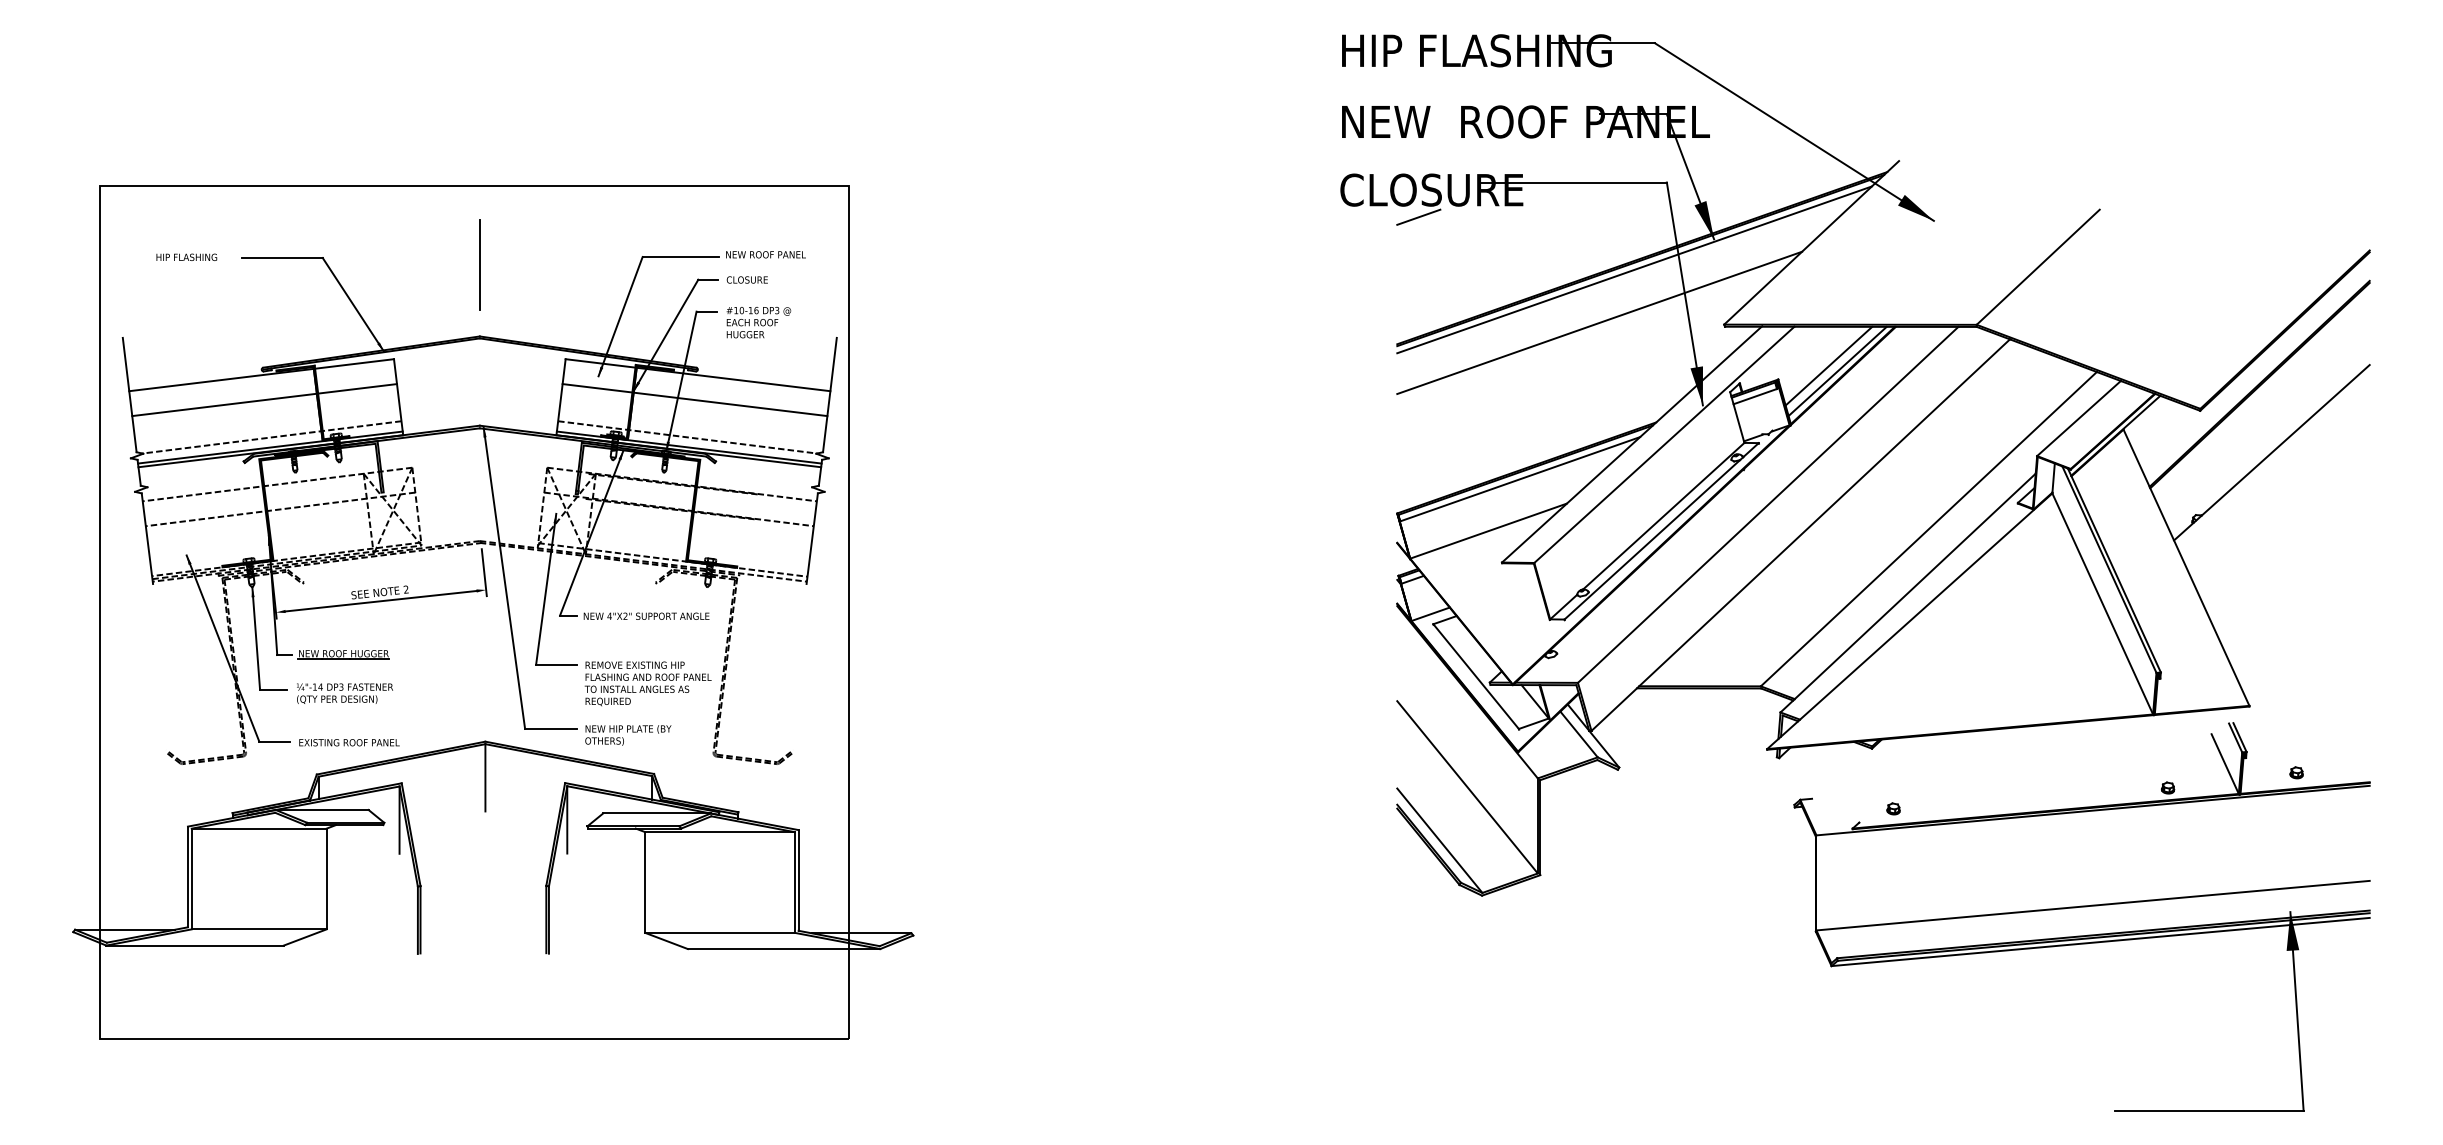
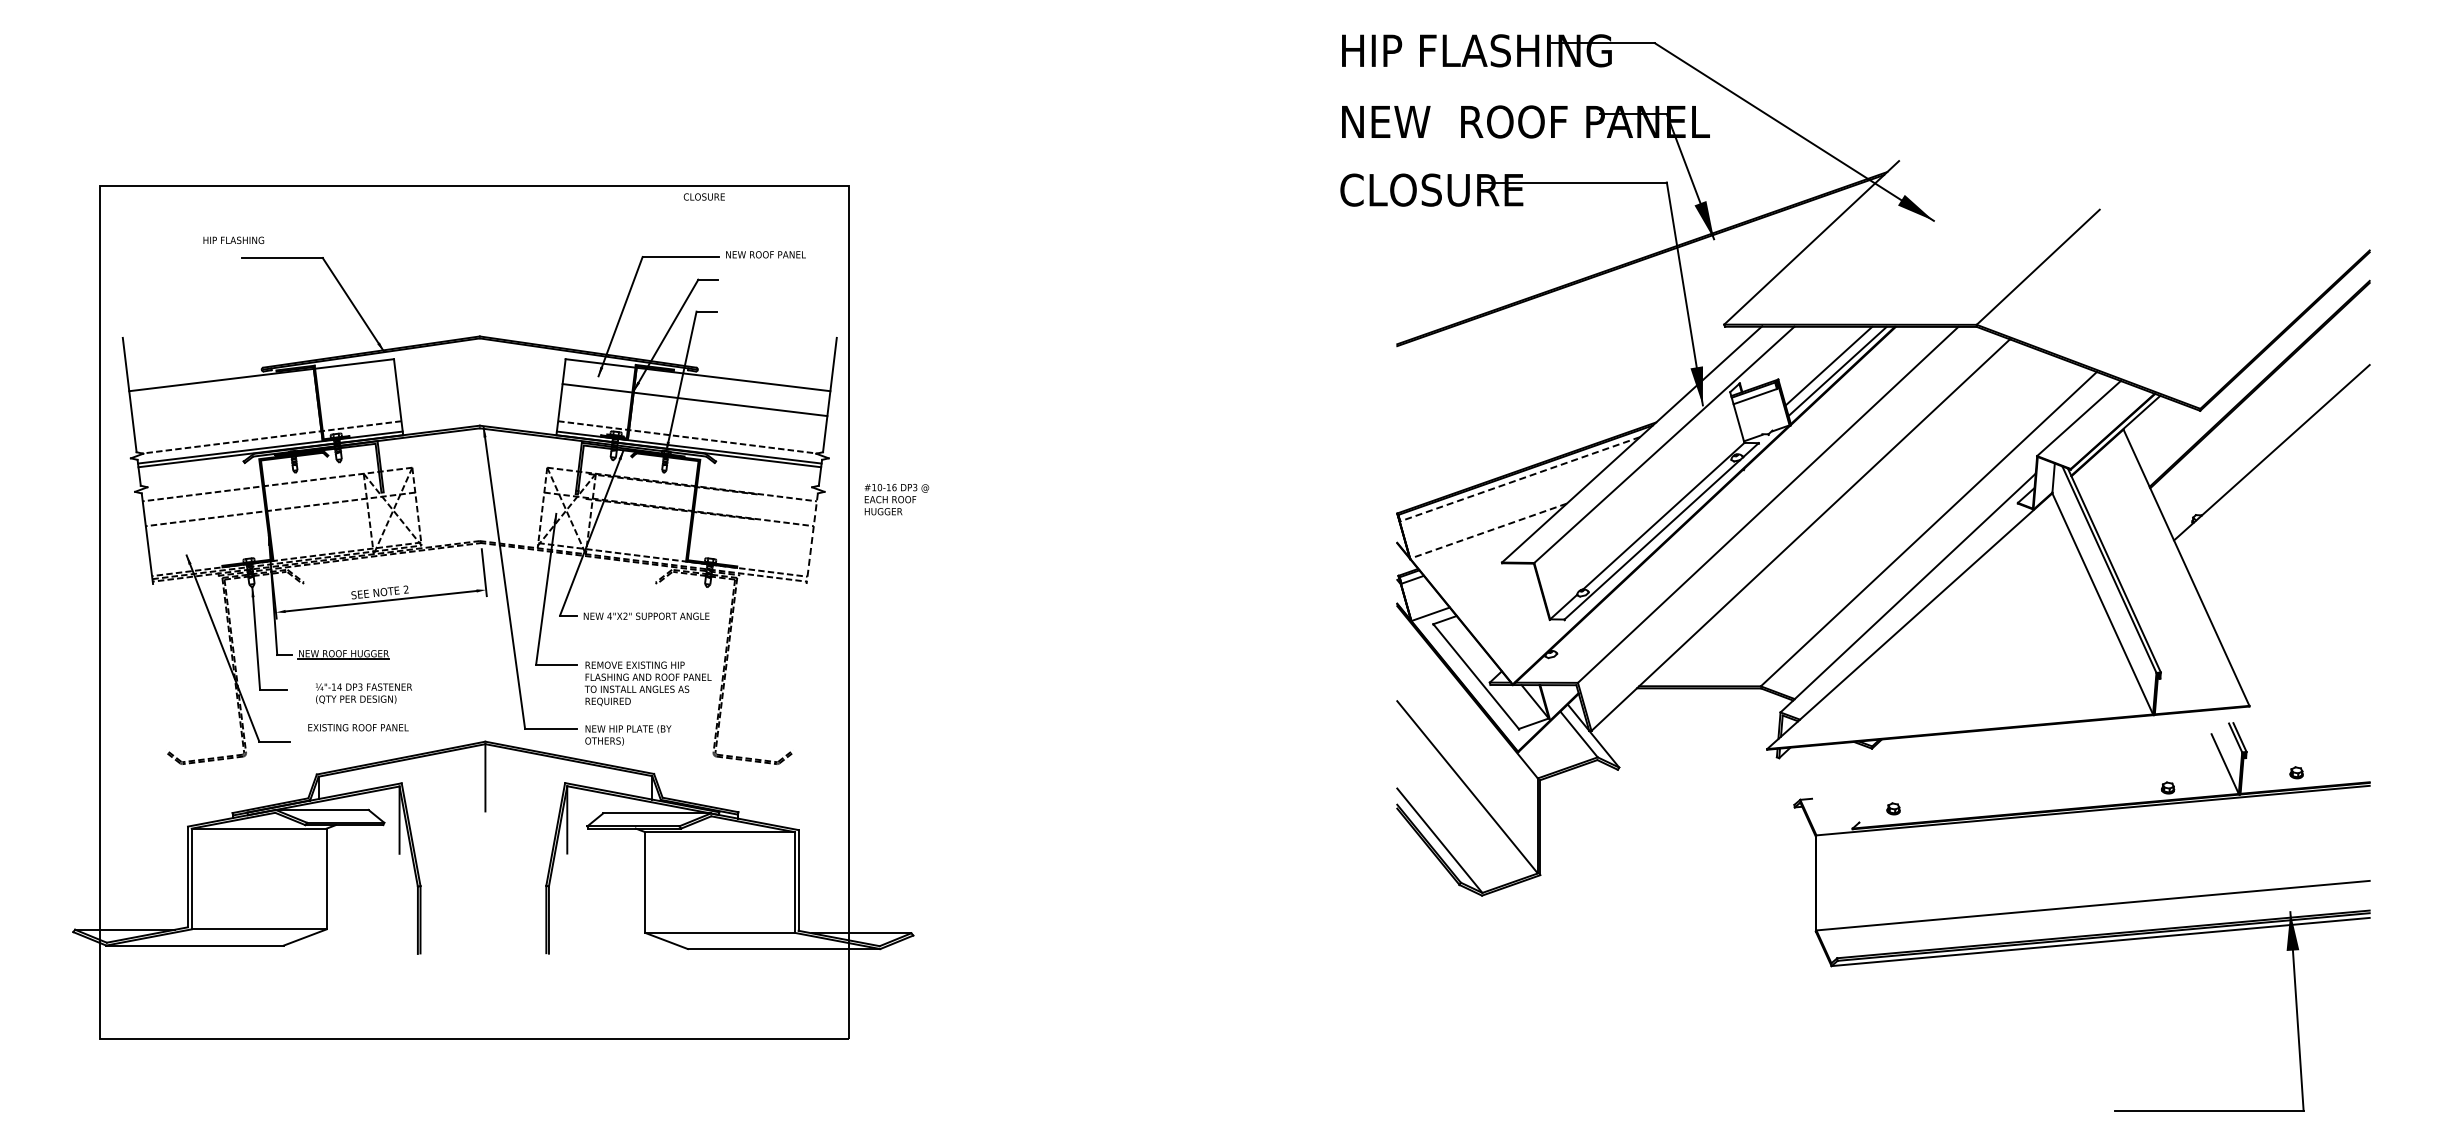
line: present -> none (1418, 216)
text position: (186, 256) -> (233, 239) (233, 239)
line: present -> none (479, 264)
line: present -> none (1634, 269)
text position: (746, 279) -> (703, 196) (703, 196)
text position: (758, 322) -> (896, 499) (896, 499)
line: present -> none (1599, 322)
line: present -> none (264, 400)
line: solid -> dashed (1519, 479)
line: solid -> dashed (1488, 531)
line: solid -> dashed (812, 538)
text position: (344, 693) -> (363, 693) (363, 693)
text position: (349, 742) -> (358, 727) (358, 727)
